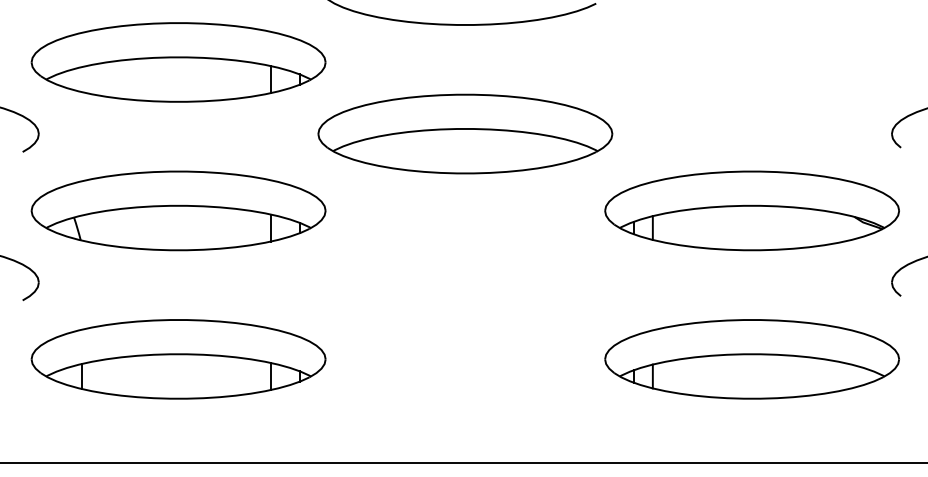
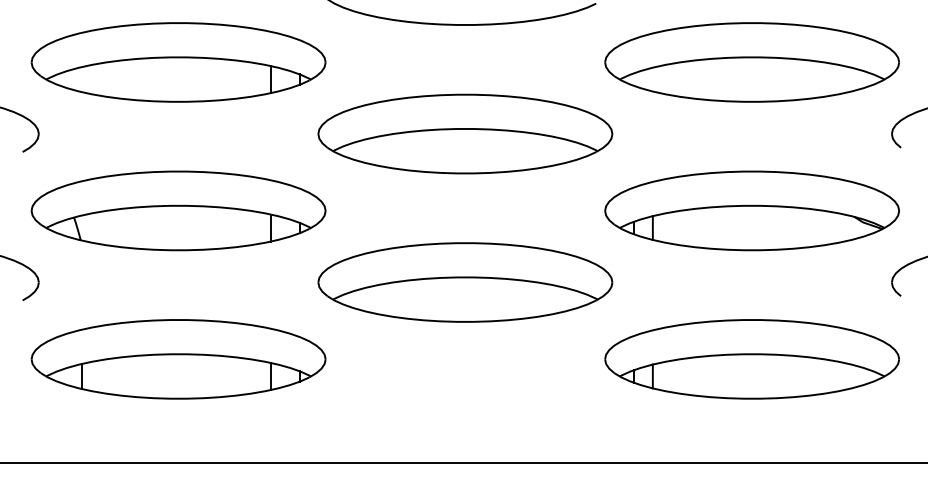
part: none -> present (751, 62)
part: none -> present (465, 282)
